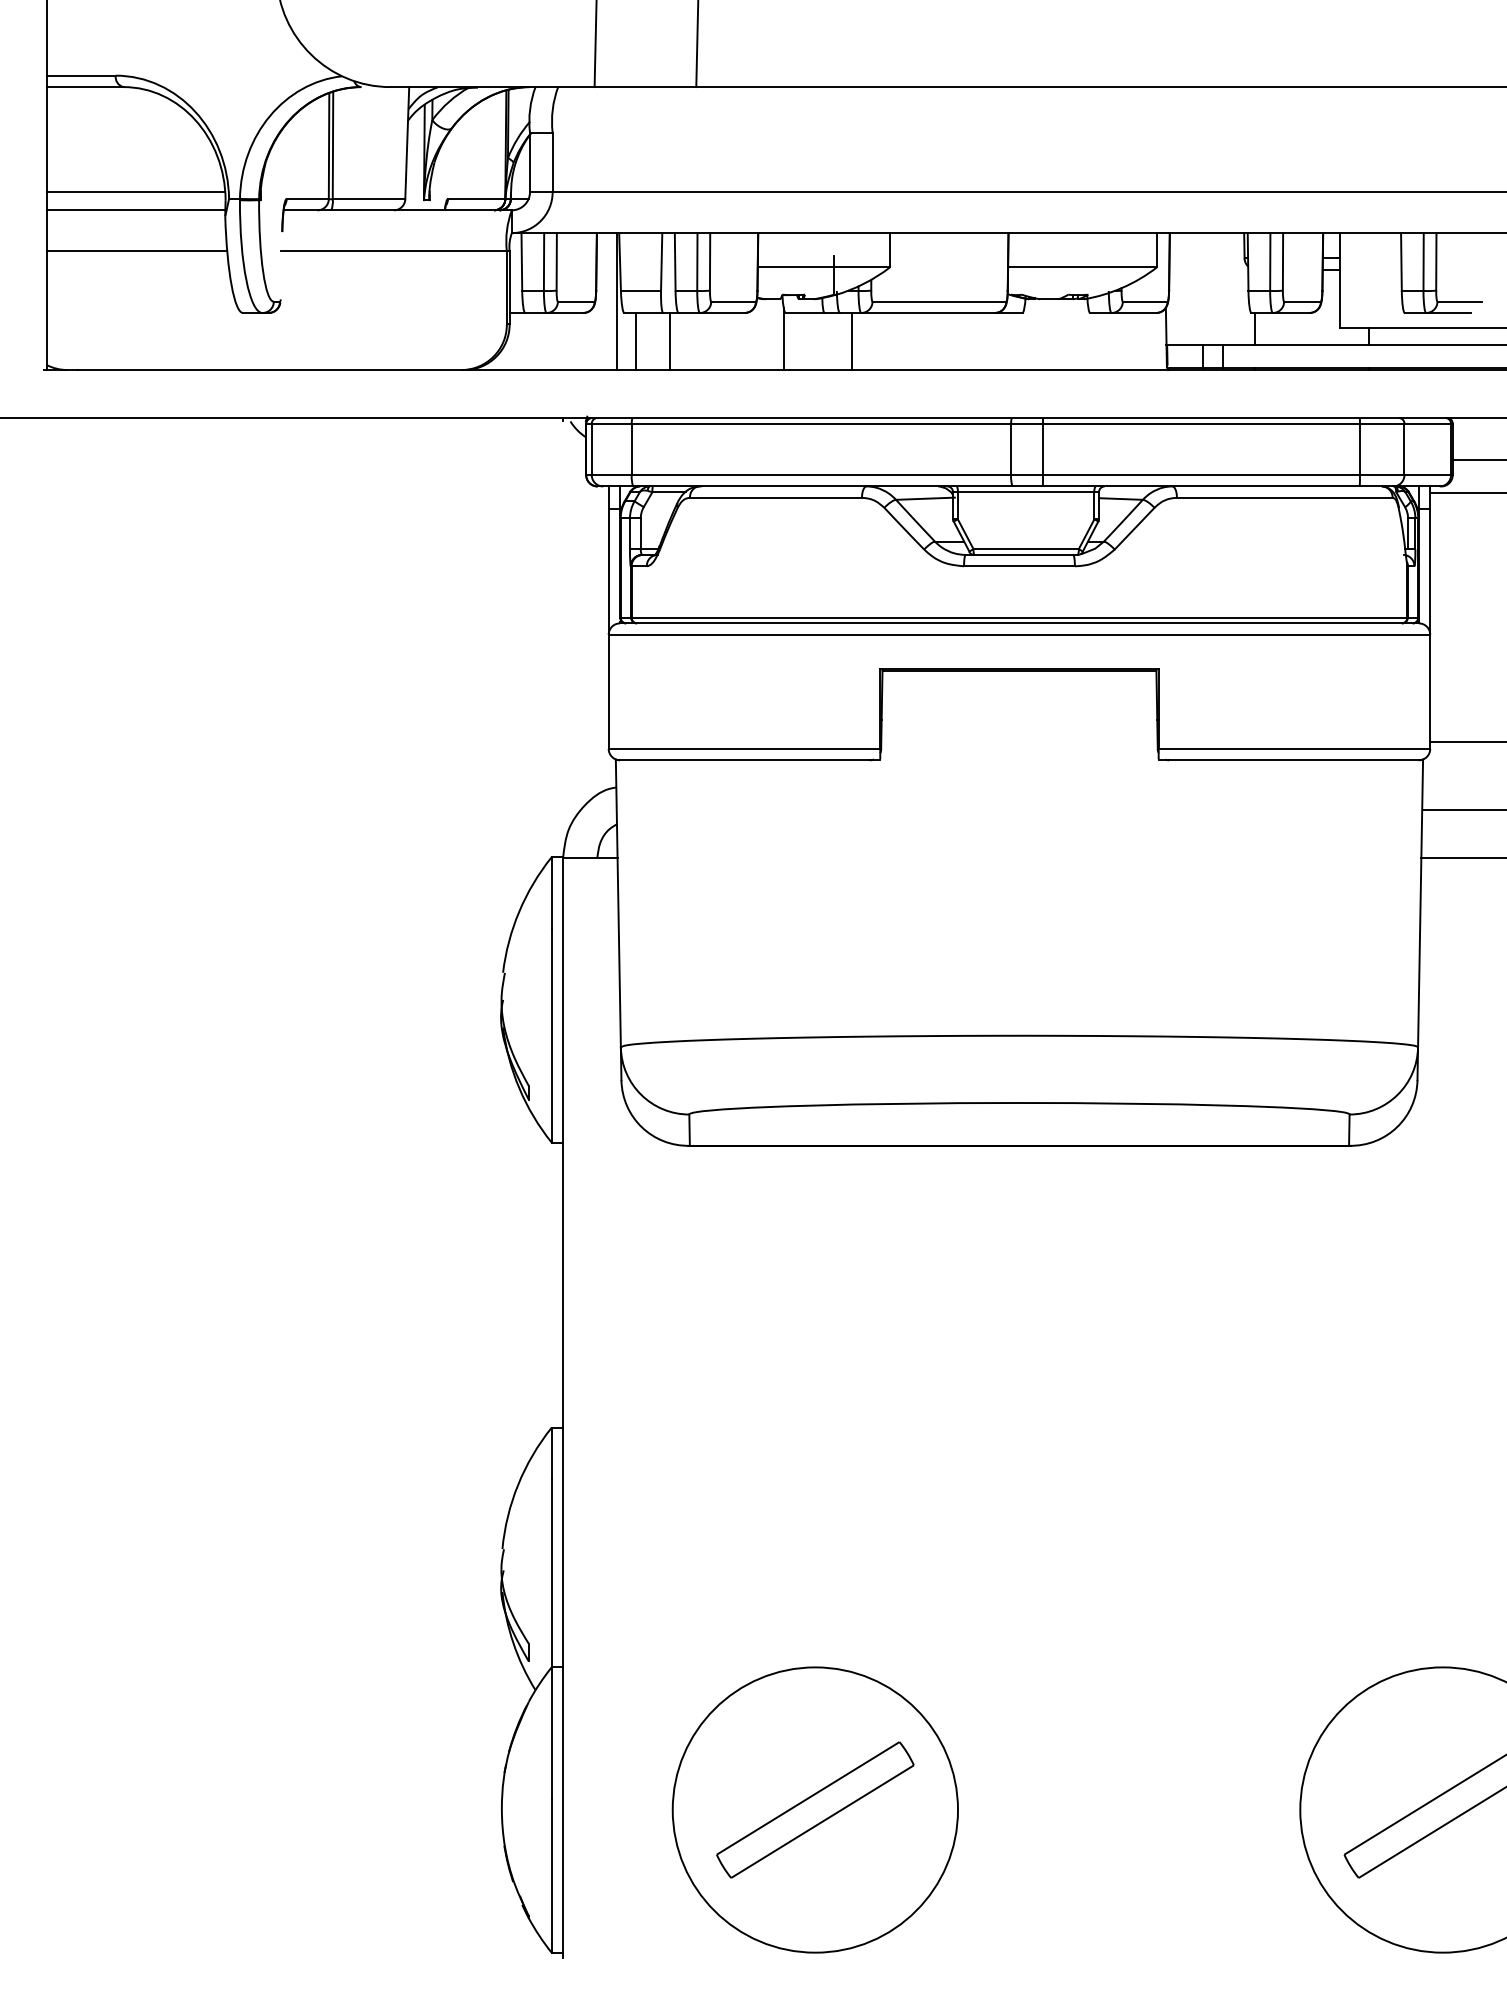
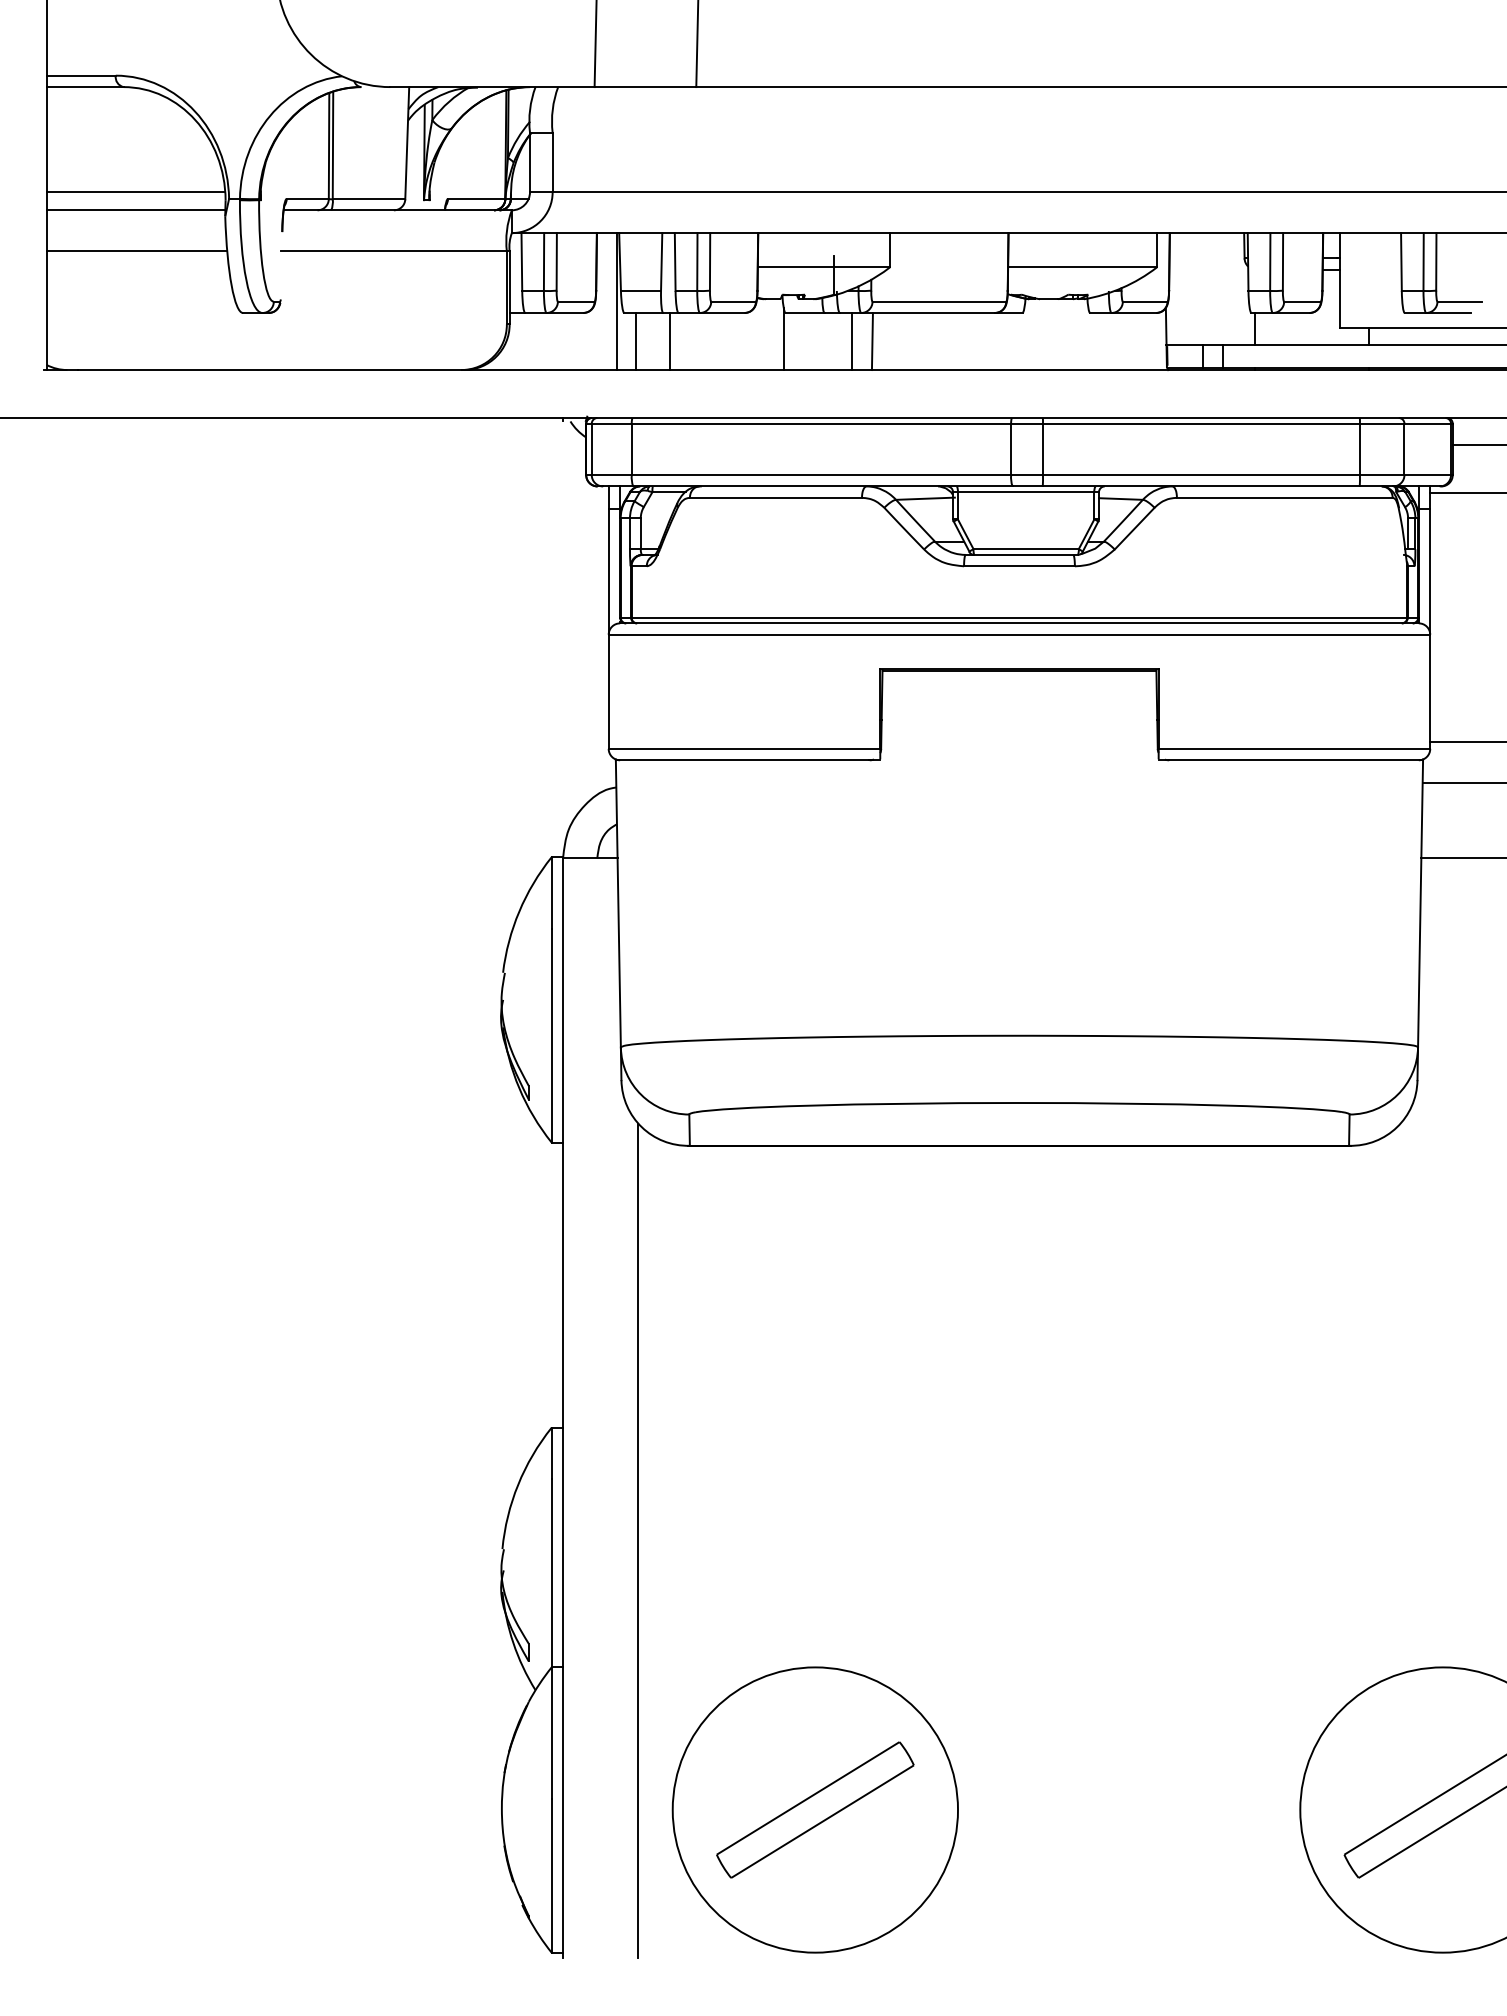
line: none -> present (871, 341)
line position: (1477, 460) -> (1477, 445) (1477, 445)
line position: (1462, 810) -> (1462, 783) (1462, 783)
line: none -> present (638, 1540)
